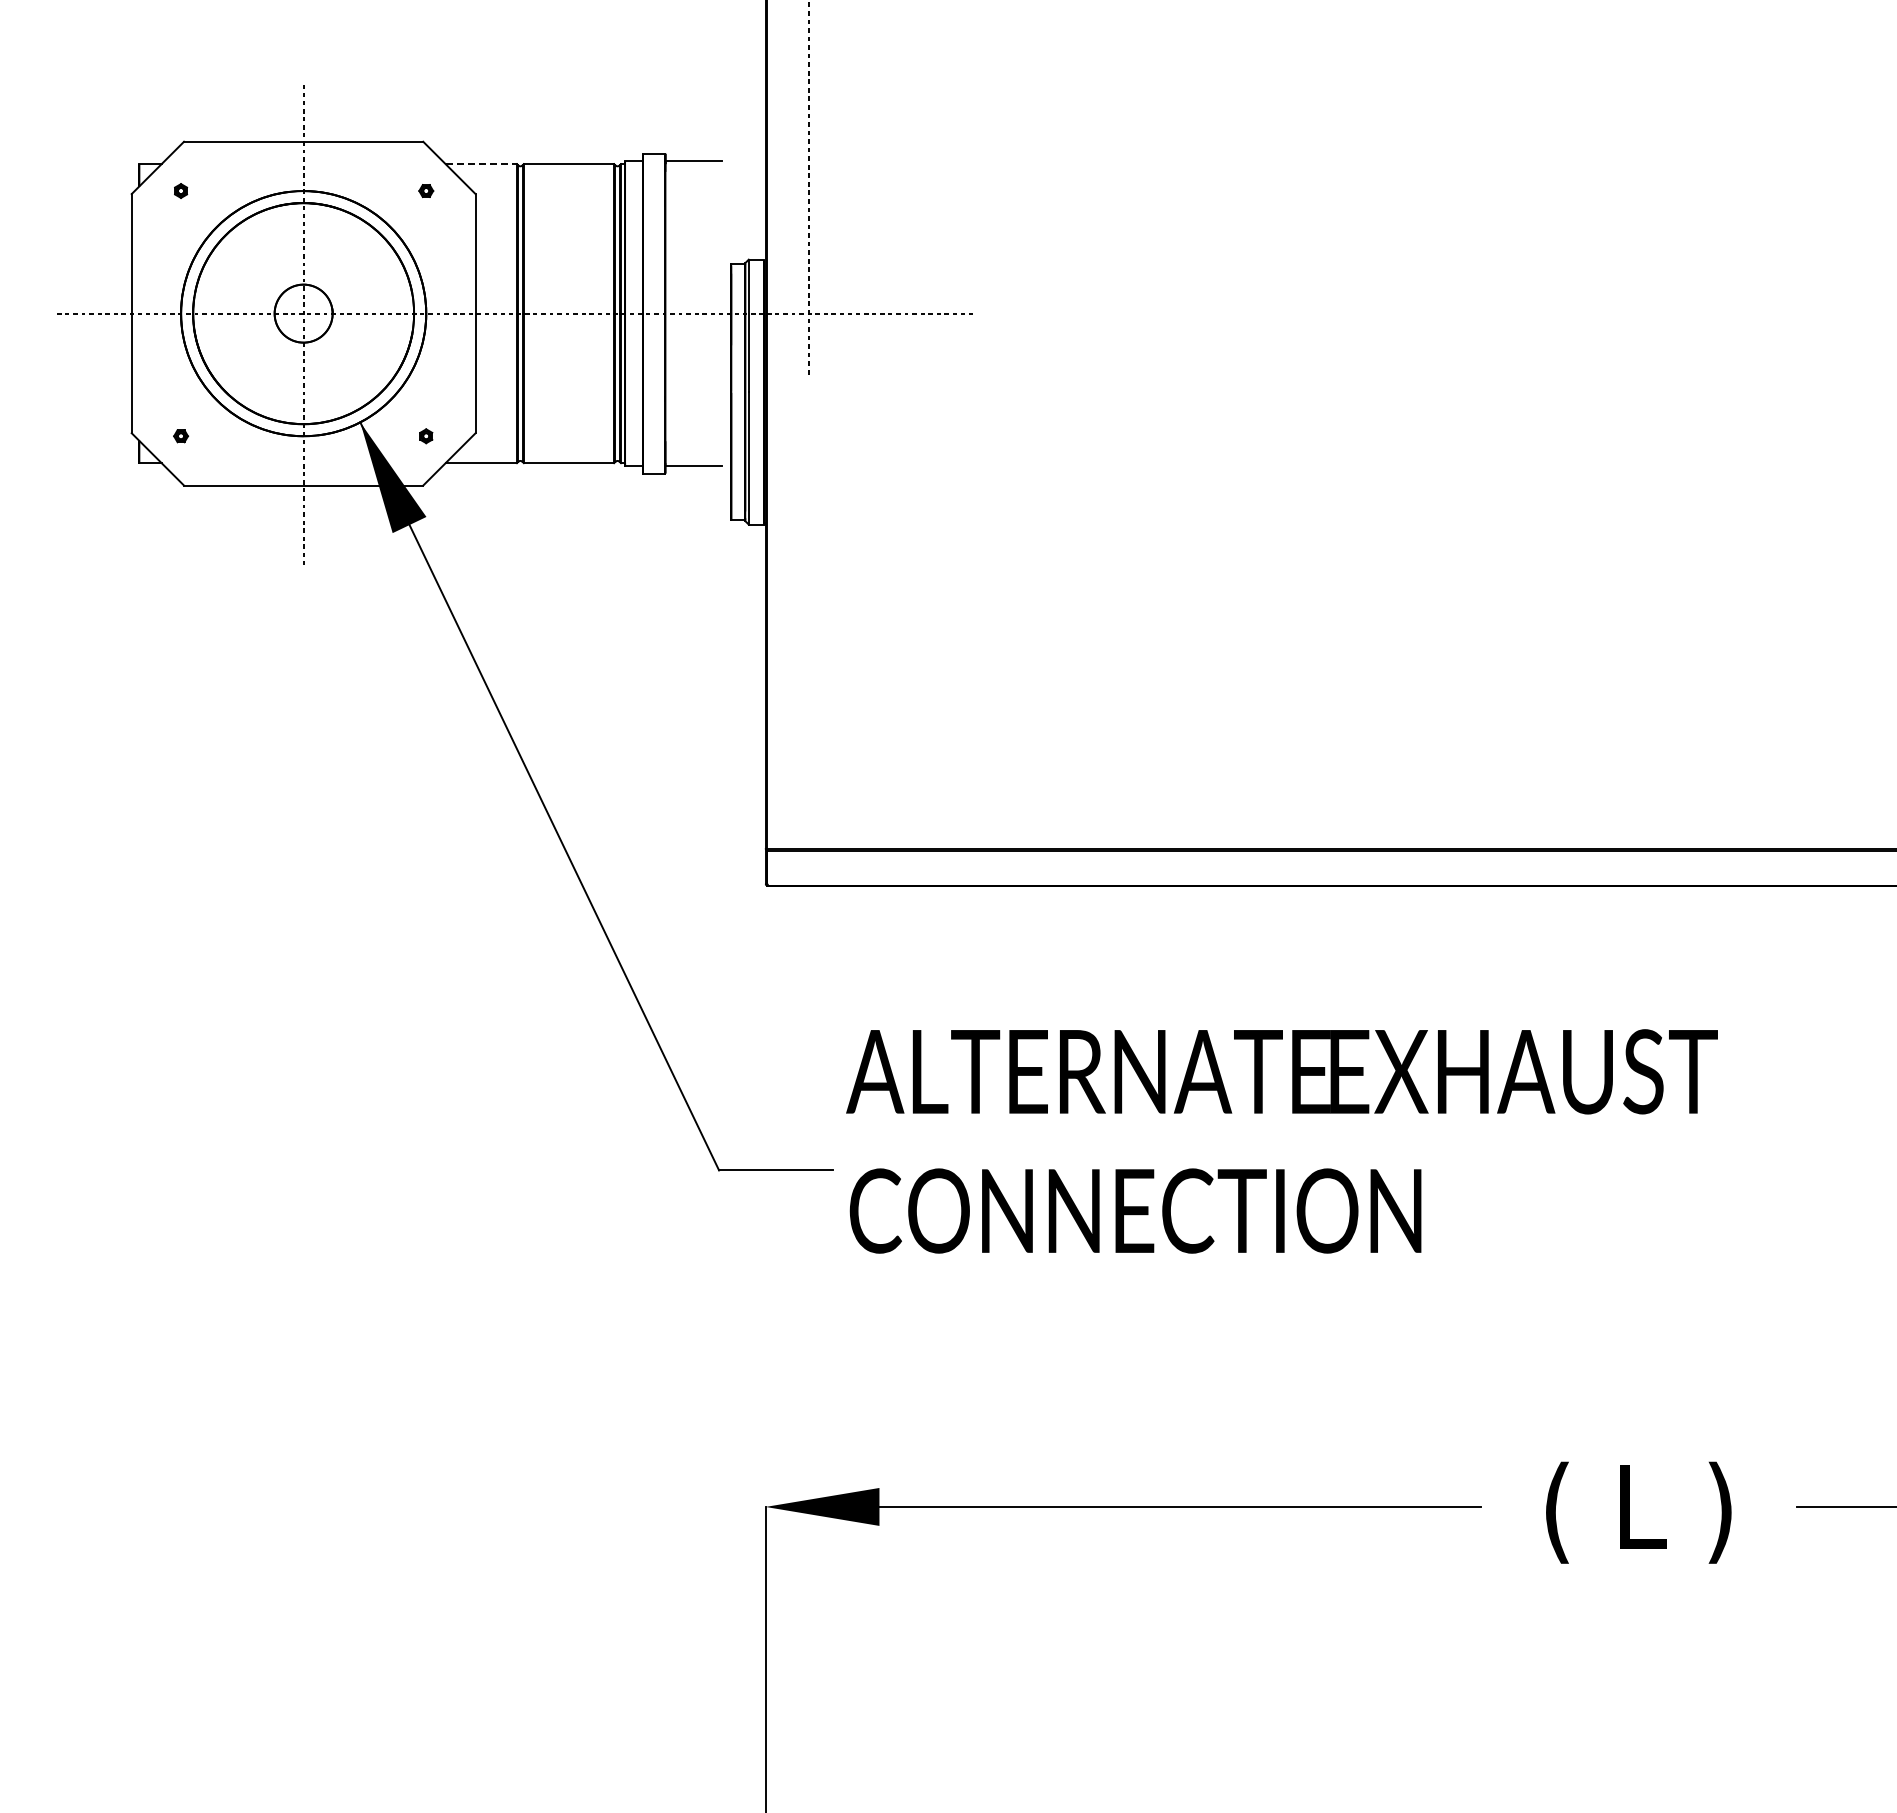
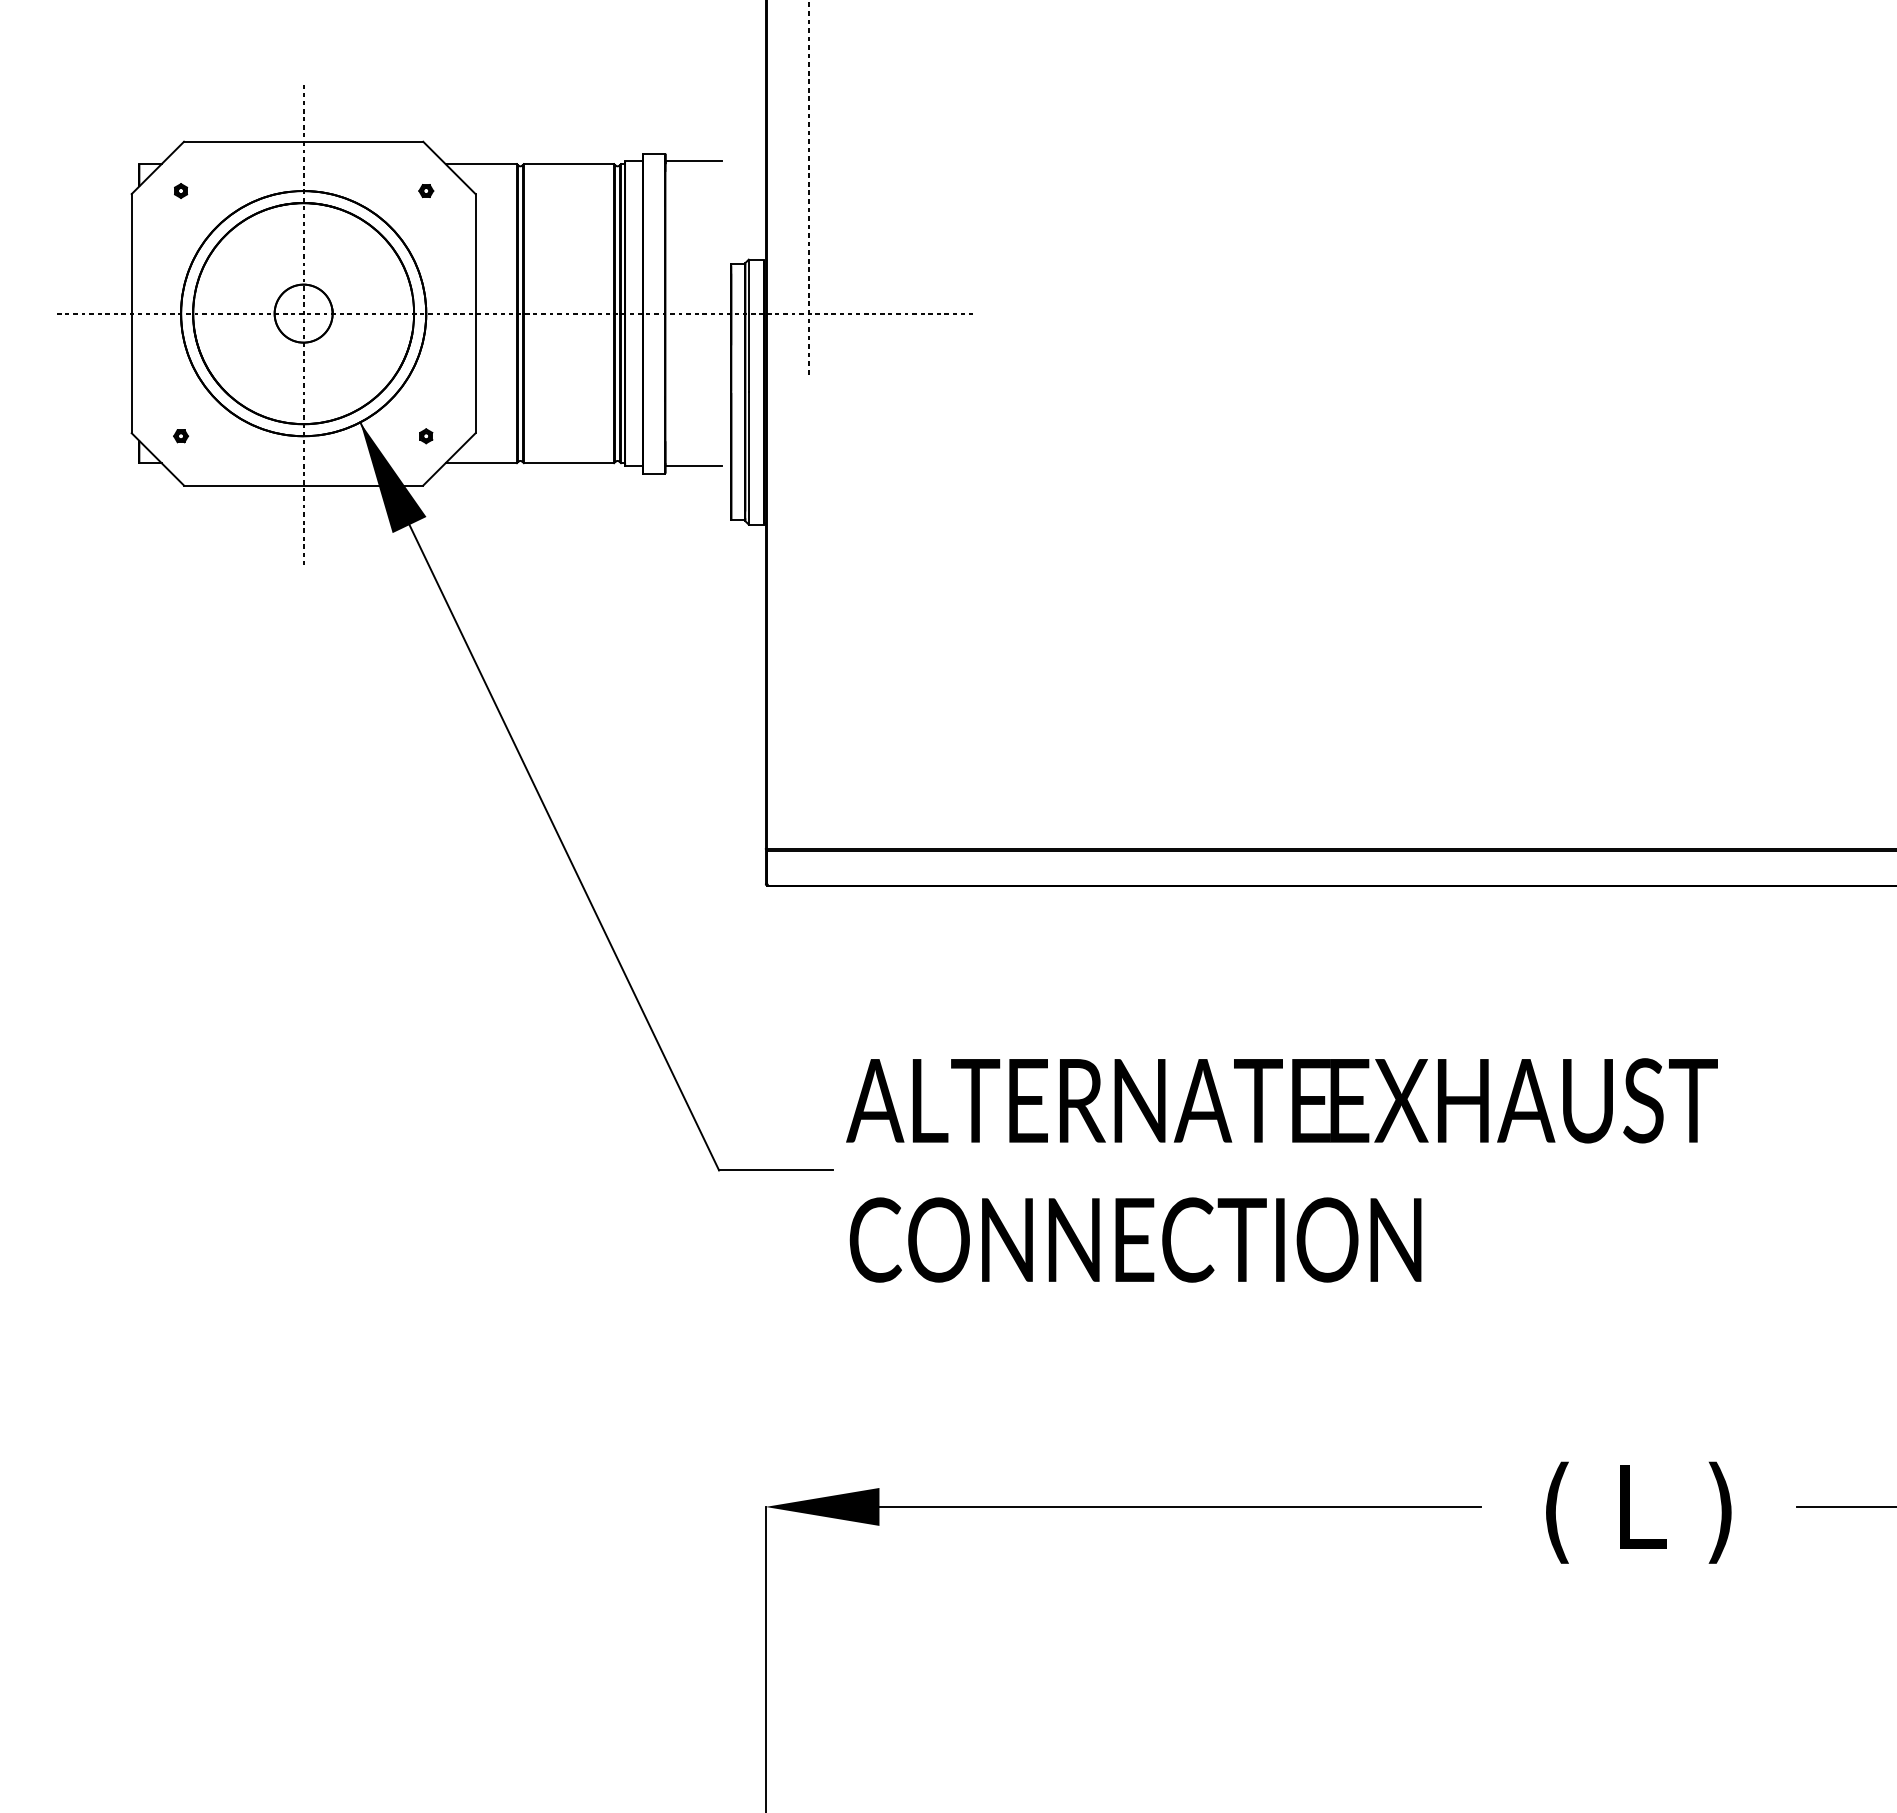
line: dashed -> solid (481, 164)
text position: (1281, 1141) -> (1281, 1170) (1281, 1170)
